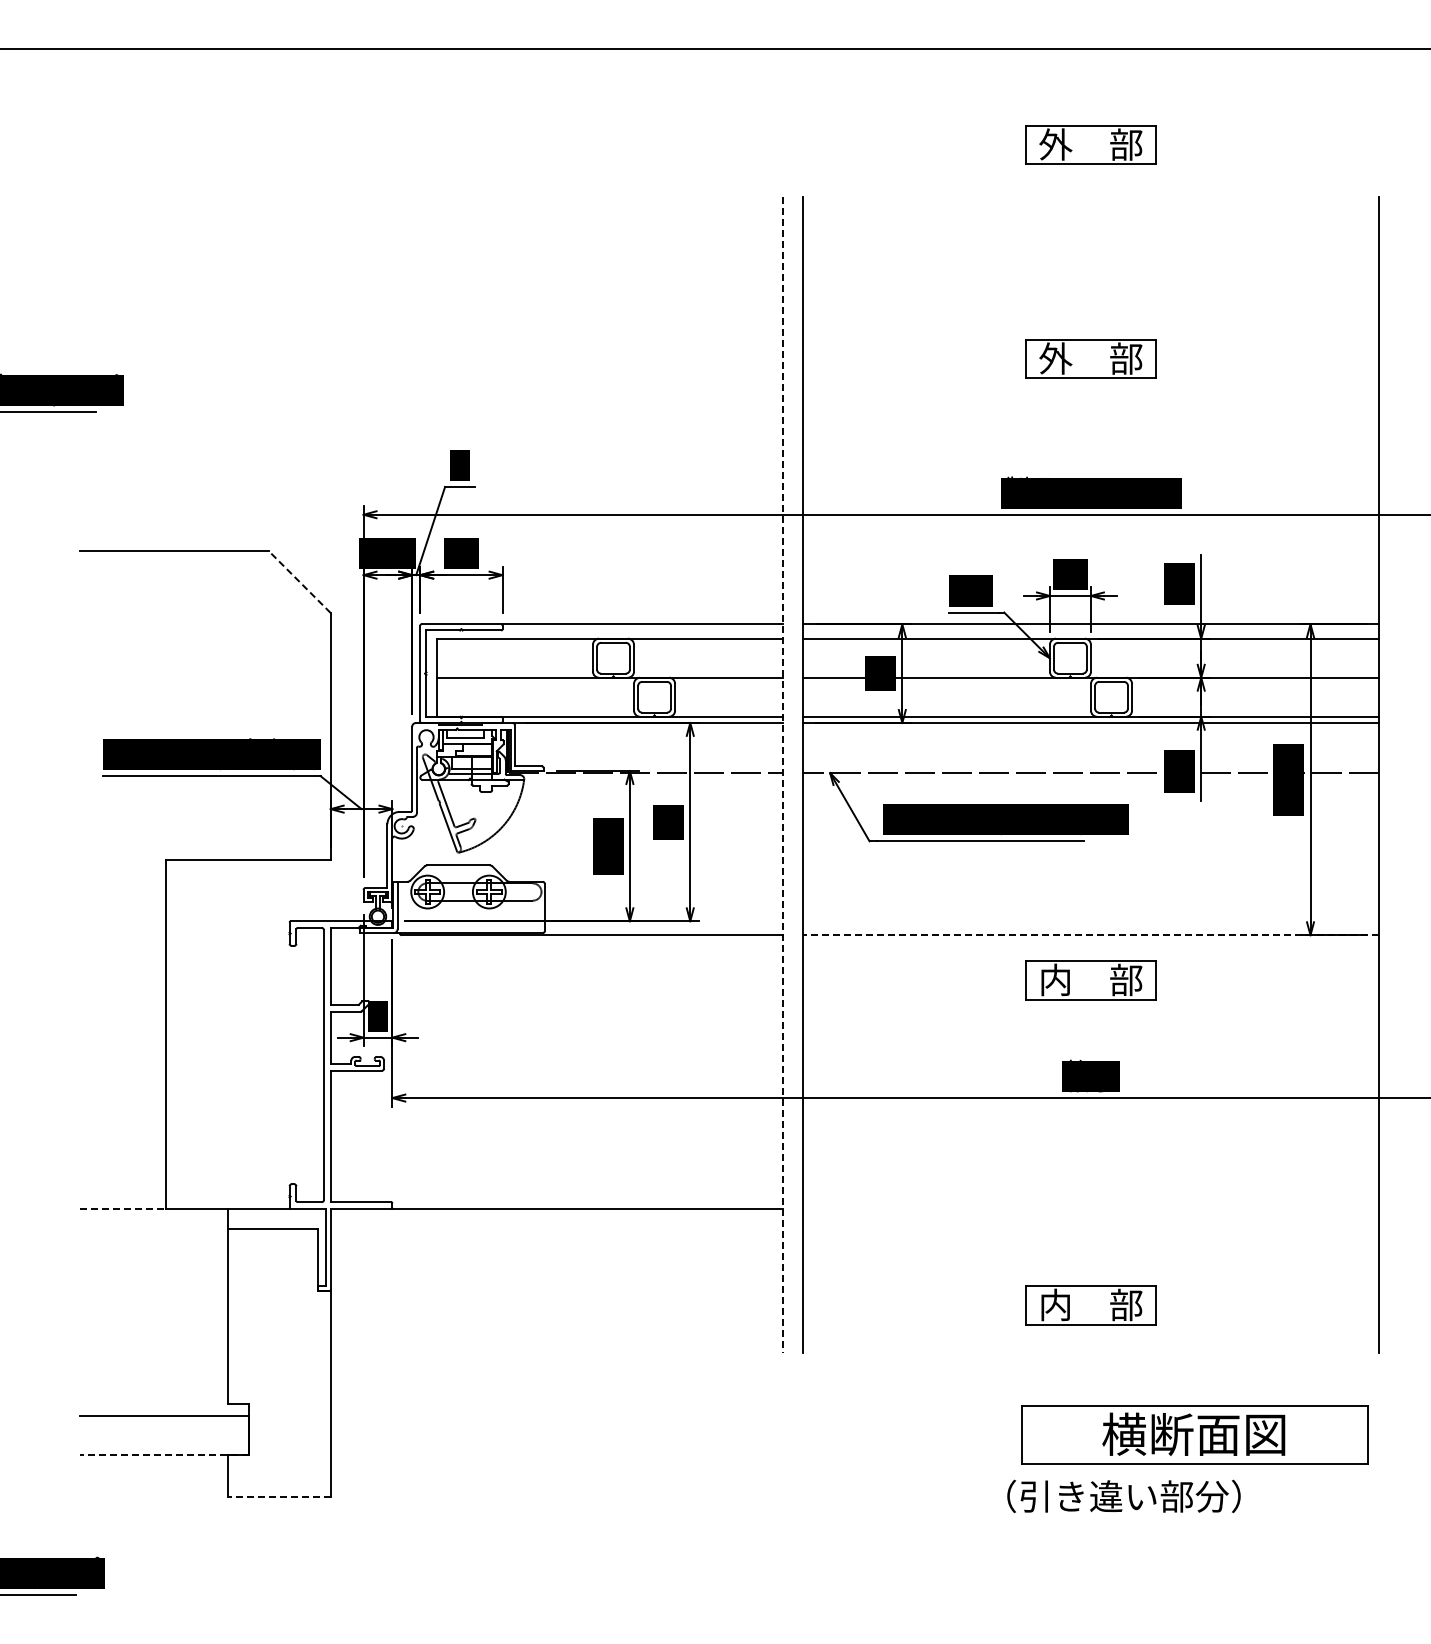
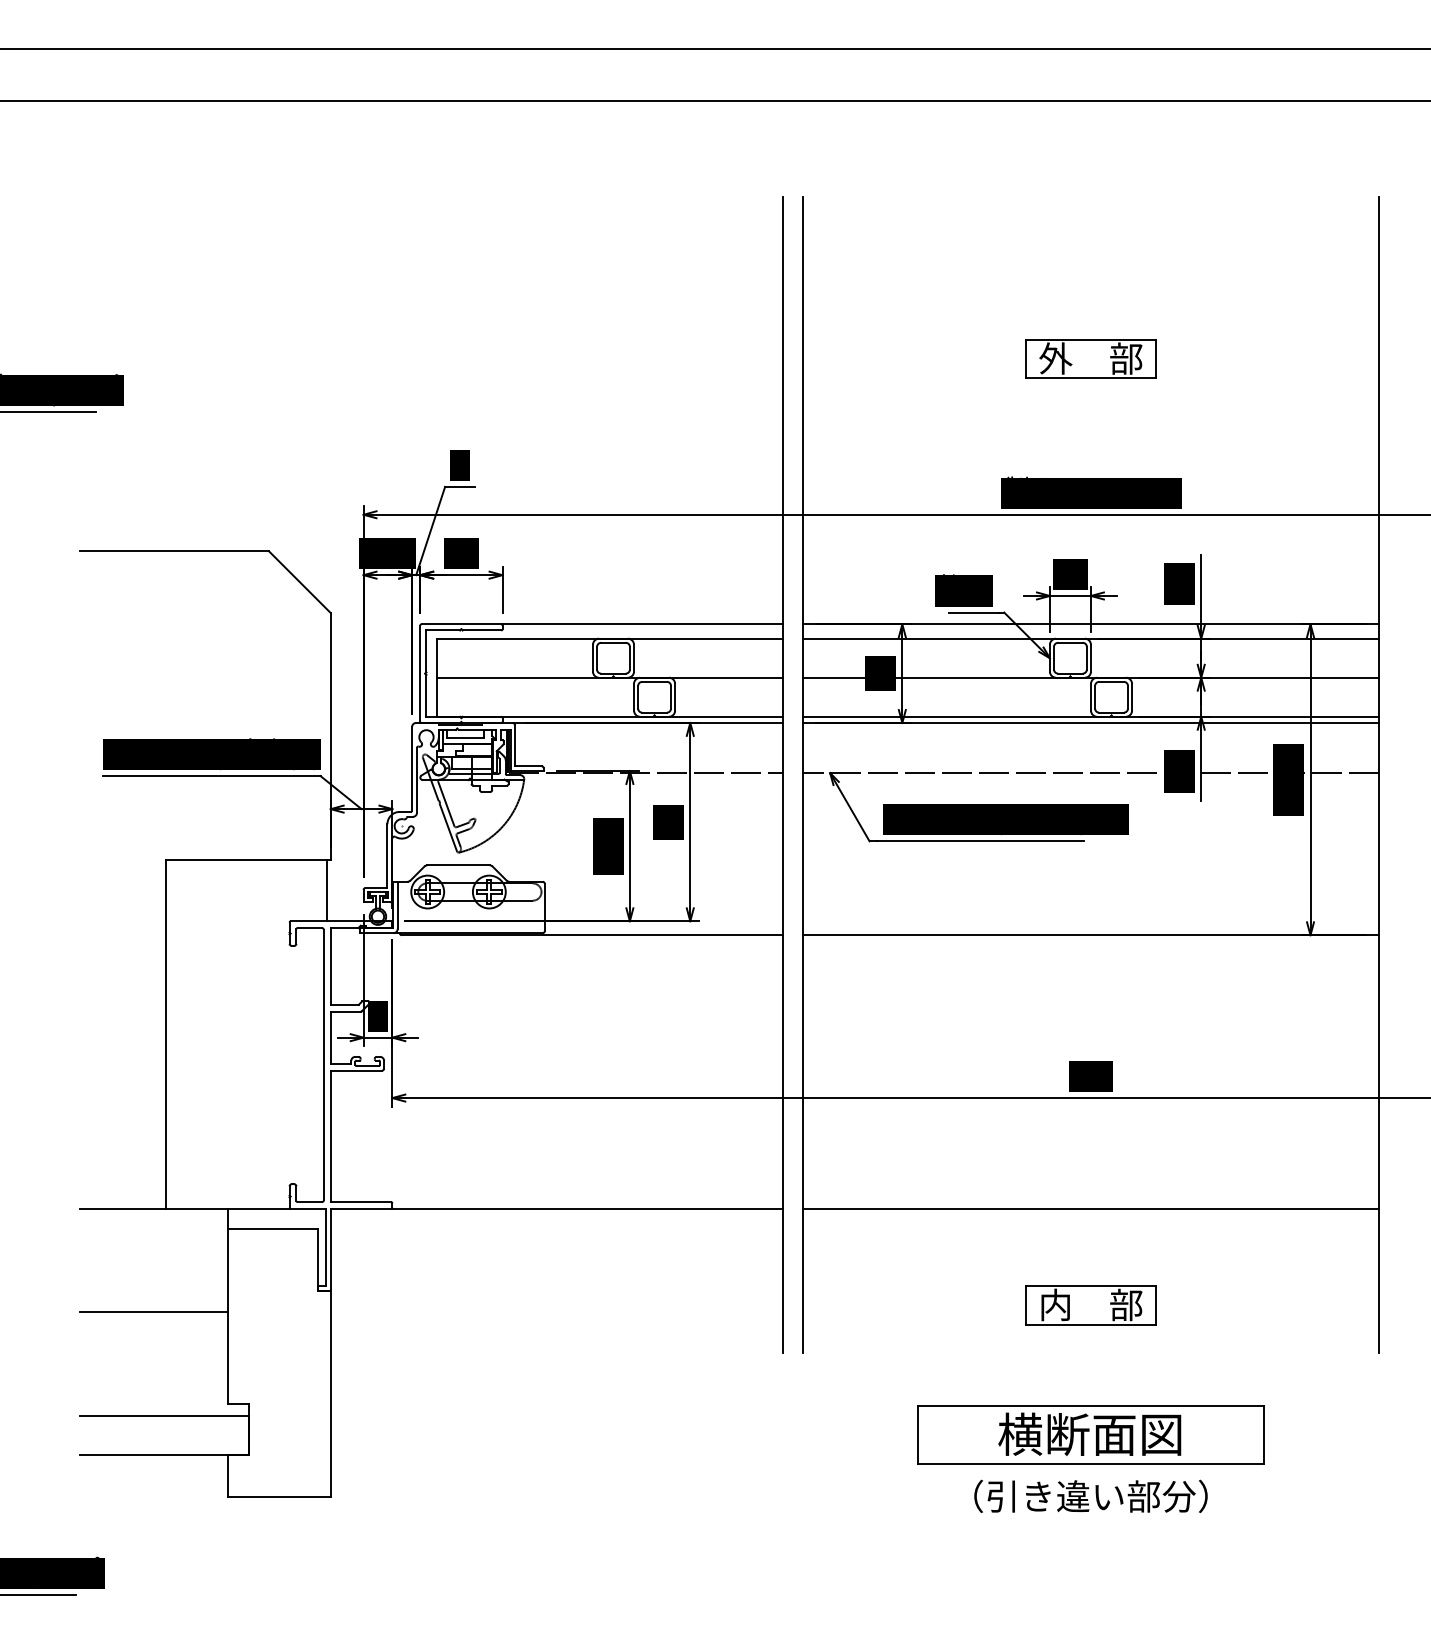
line: none -> present (714, 101)
part: present -> none (1090, 144)
line: dashed -> solid (299, 582)
text: SW -> 格子 (944, 590)
line: dashed -> solid (782, 775)
line: none -> present (326, 890)
line: dashed -> solid (1091, 935)
part: present -> none (1090, 980)
text: 格子 -> SW (1090, 1075)
line: dashed -> solid (123, 1208)
line: none -> present (1090, 1208)
line: none -> present (153, 1311)
part position: (1194, 1434) -> (1090, 1434) (1090, 1434)
line: dashed -> solid (163, 1455)
text position: (1123, 1495) -> (1090, 1495) (1090, 1495)
line: dashed -> solid (278, 1496)
